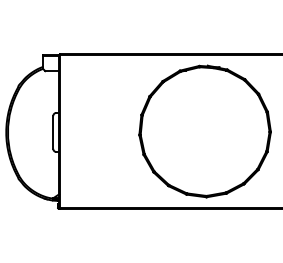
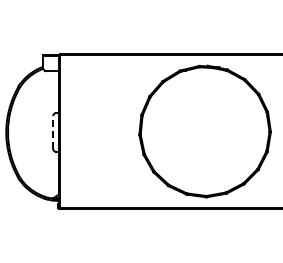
line: solid -> dashed (53, 131)
